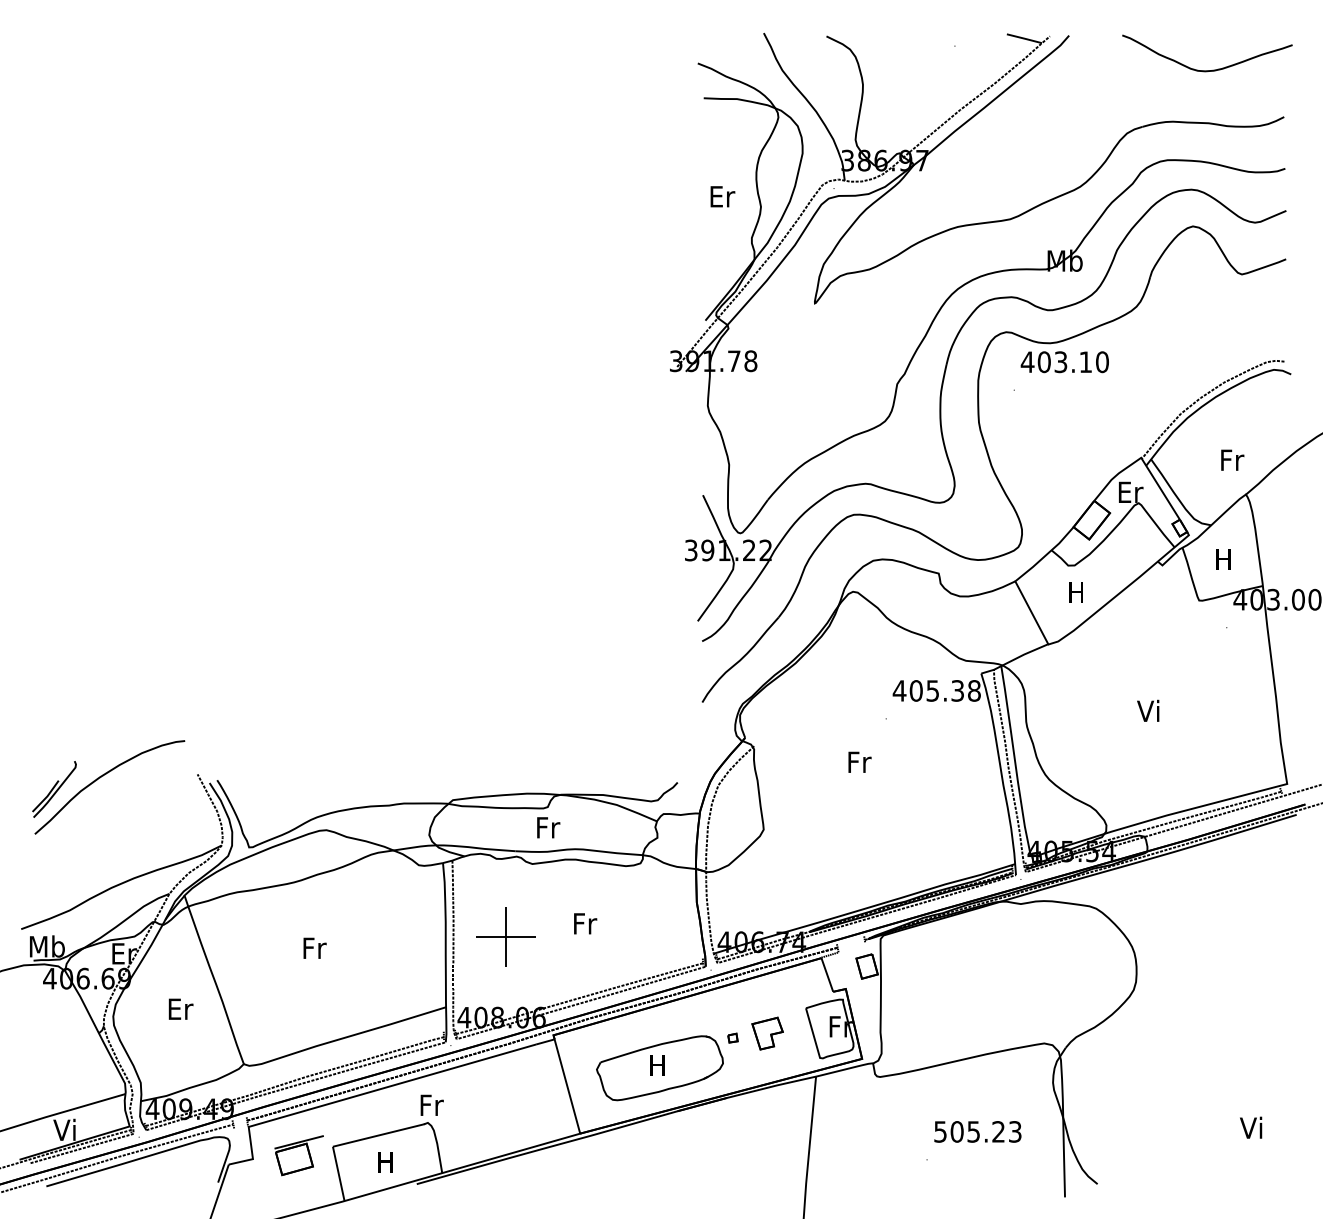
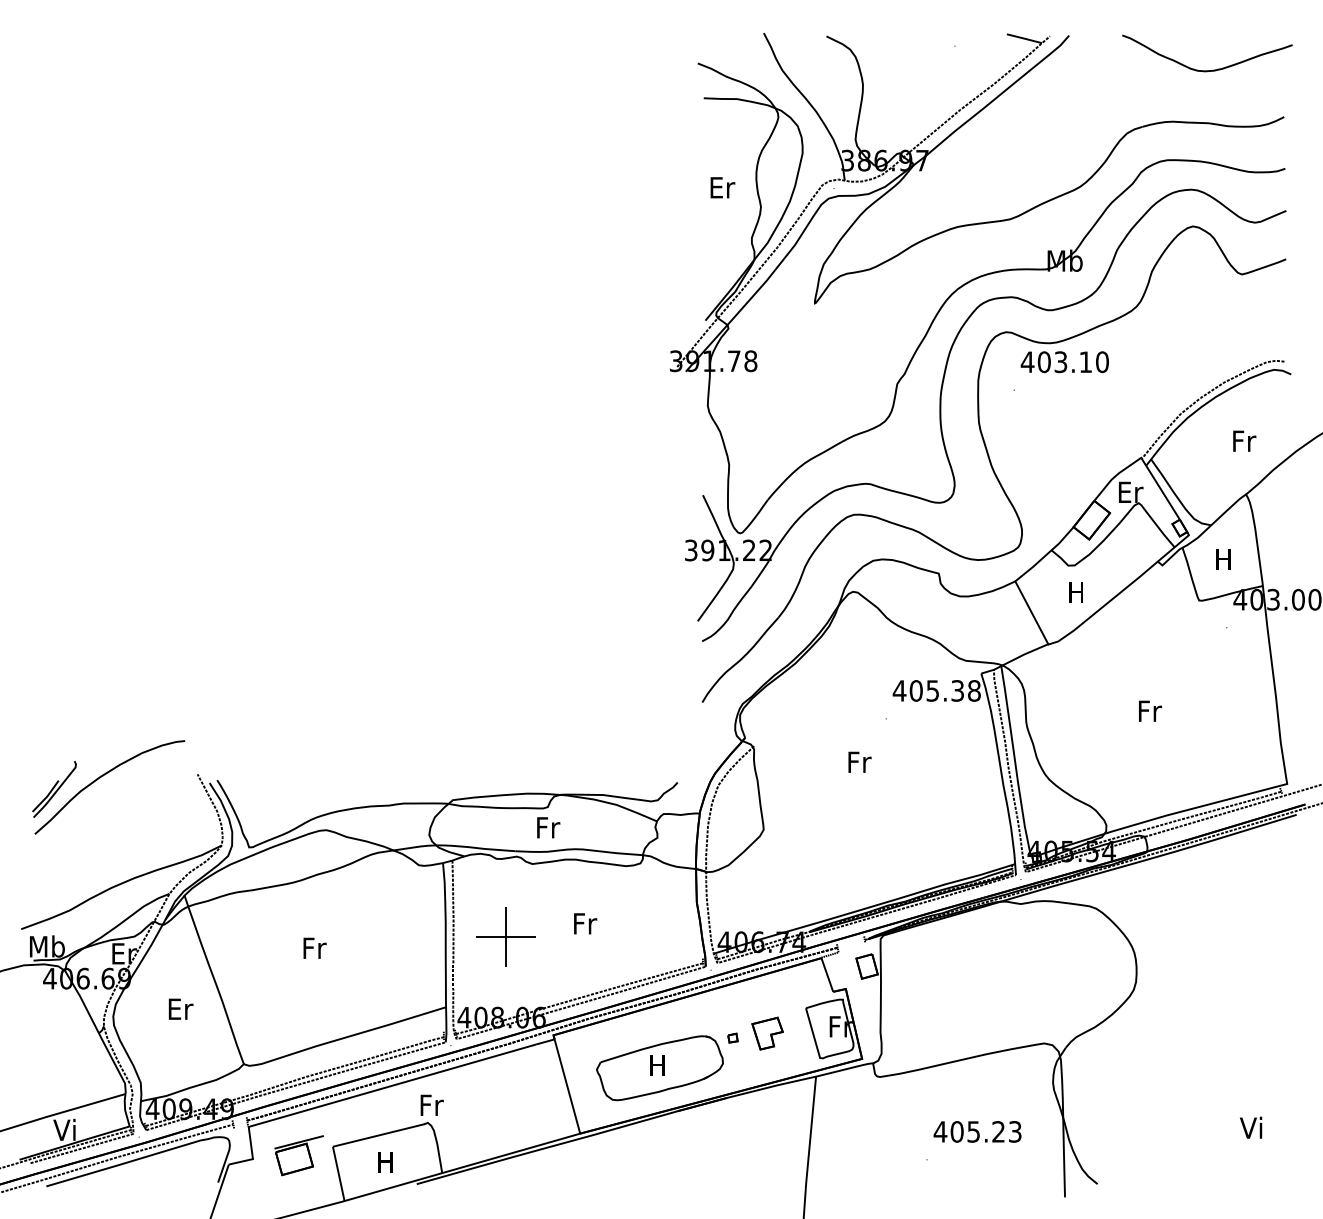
text position: (722, 196) -> (722, 187) (722, 187)
text position: (1232, 459) -> (1244, 440) (1244, 440)
text: Vi -> Fr (1149, 710)
text: 505.23 -> 405.23 (940, 1131)
